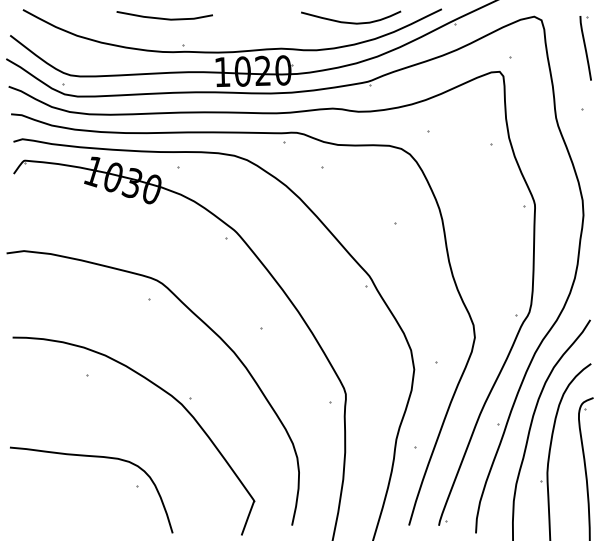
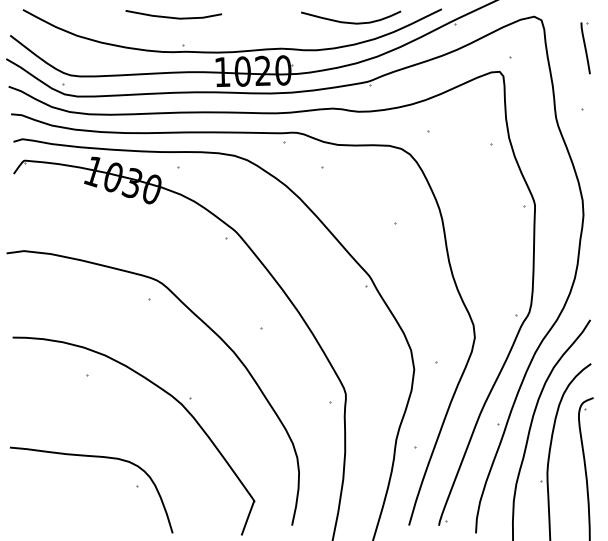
line position: (162, 17) -> (171, 16) (171, 16)
part size: 13x65 px -> 11x53 px (585, 48)
